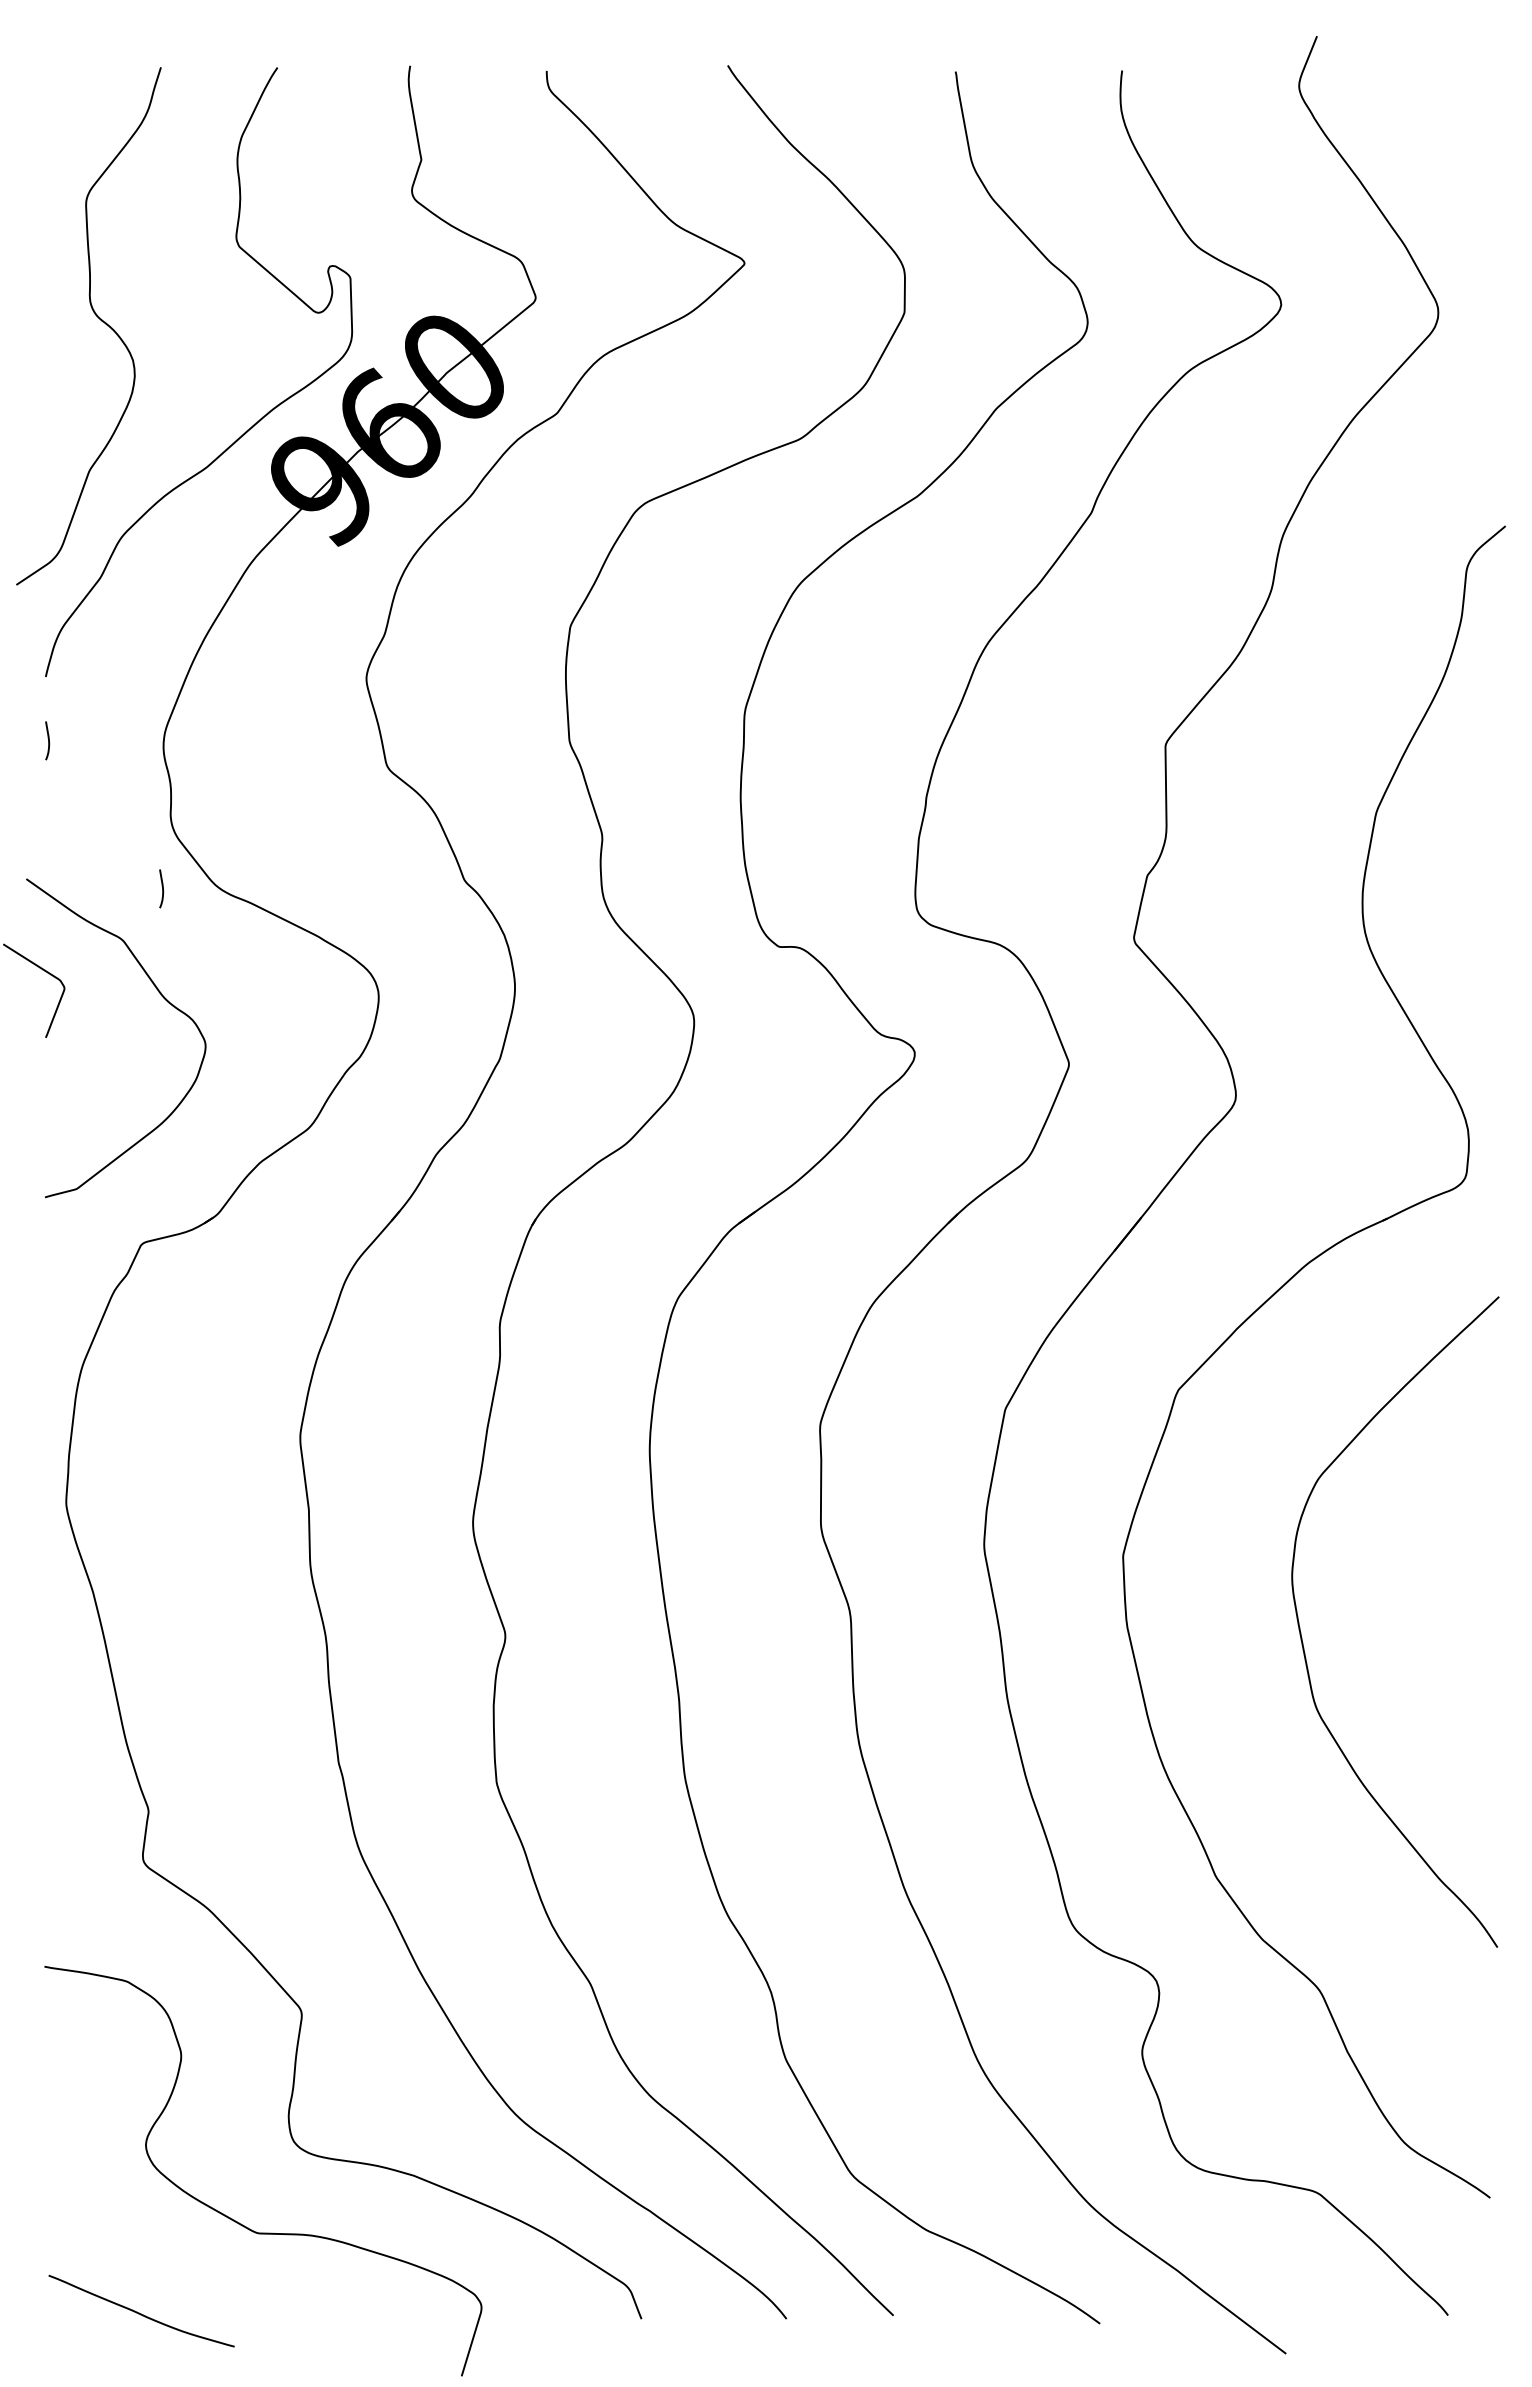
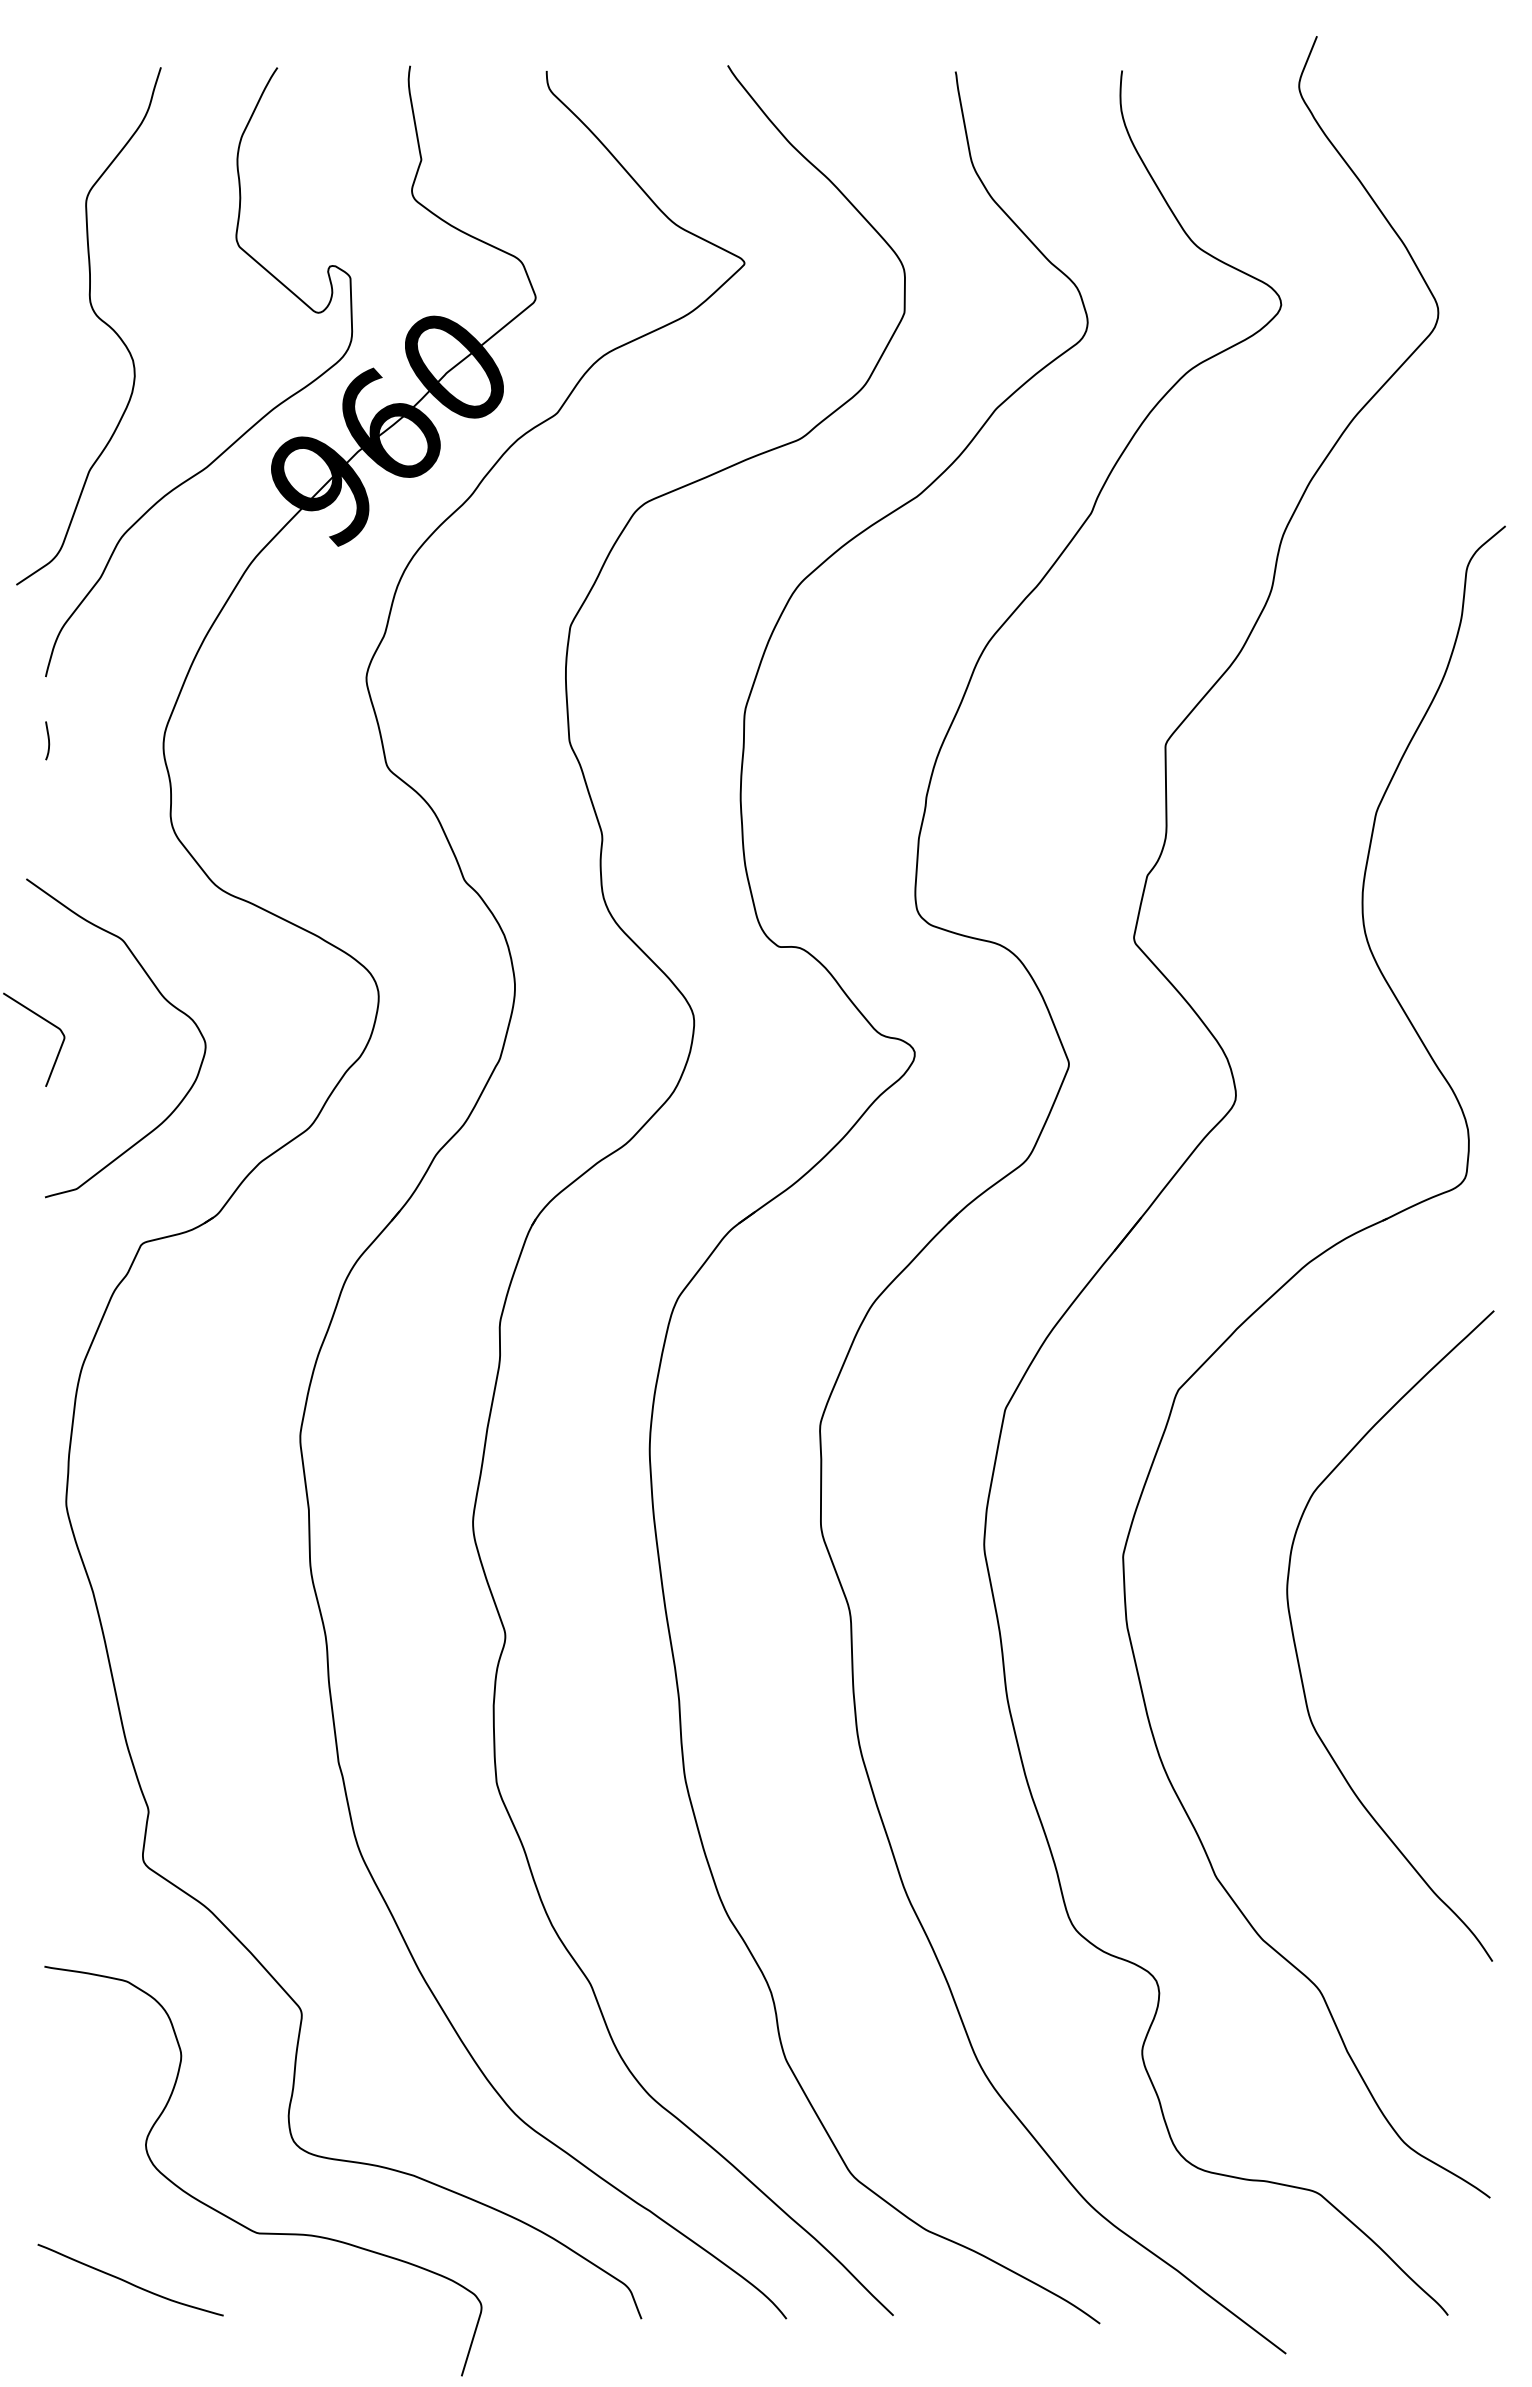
curve: present -> none (162, 888)
curve position: (45, 972) -> (45, 1021) (45, 1021)
curve position: (1302, 1637) -> (1297, 1651) (1297, 1651)
curve position: (139, 2312) -> (128, 2281) (128, 2281)
